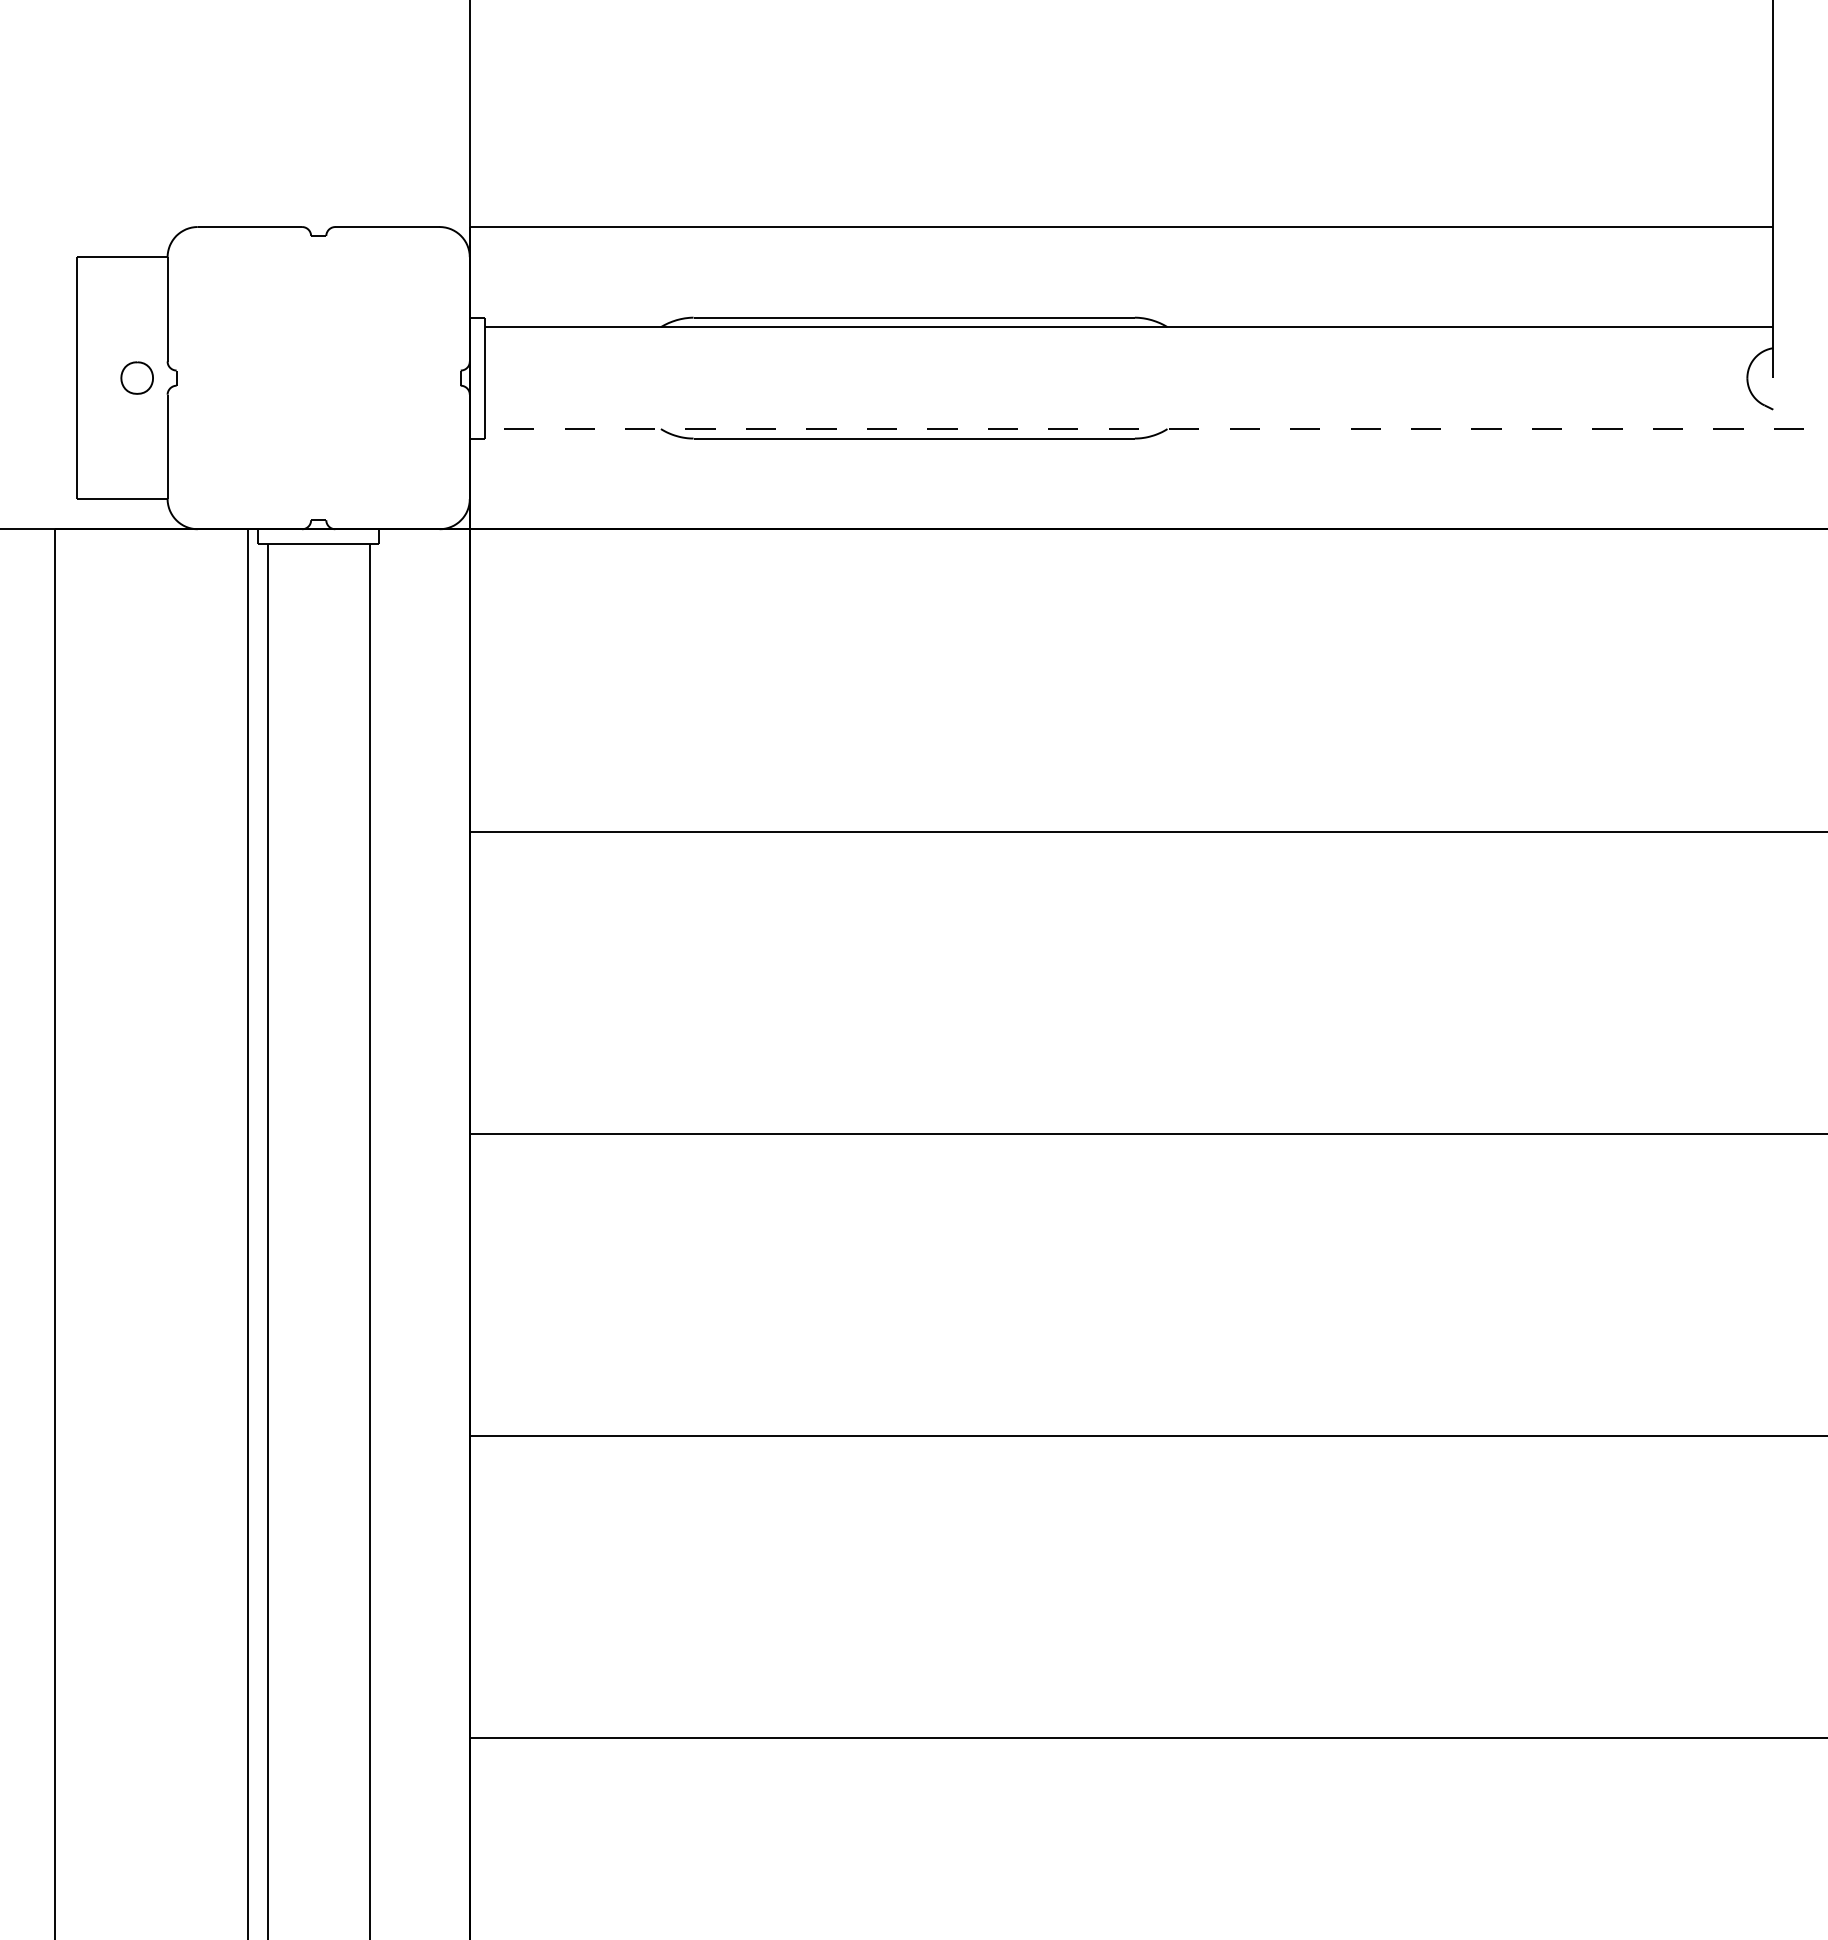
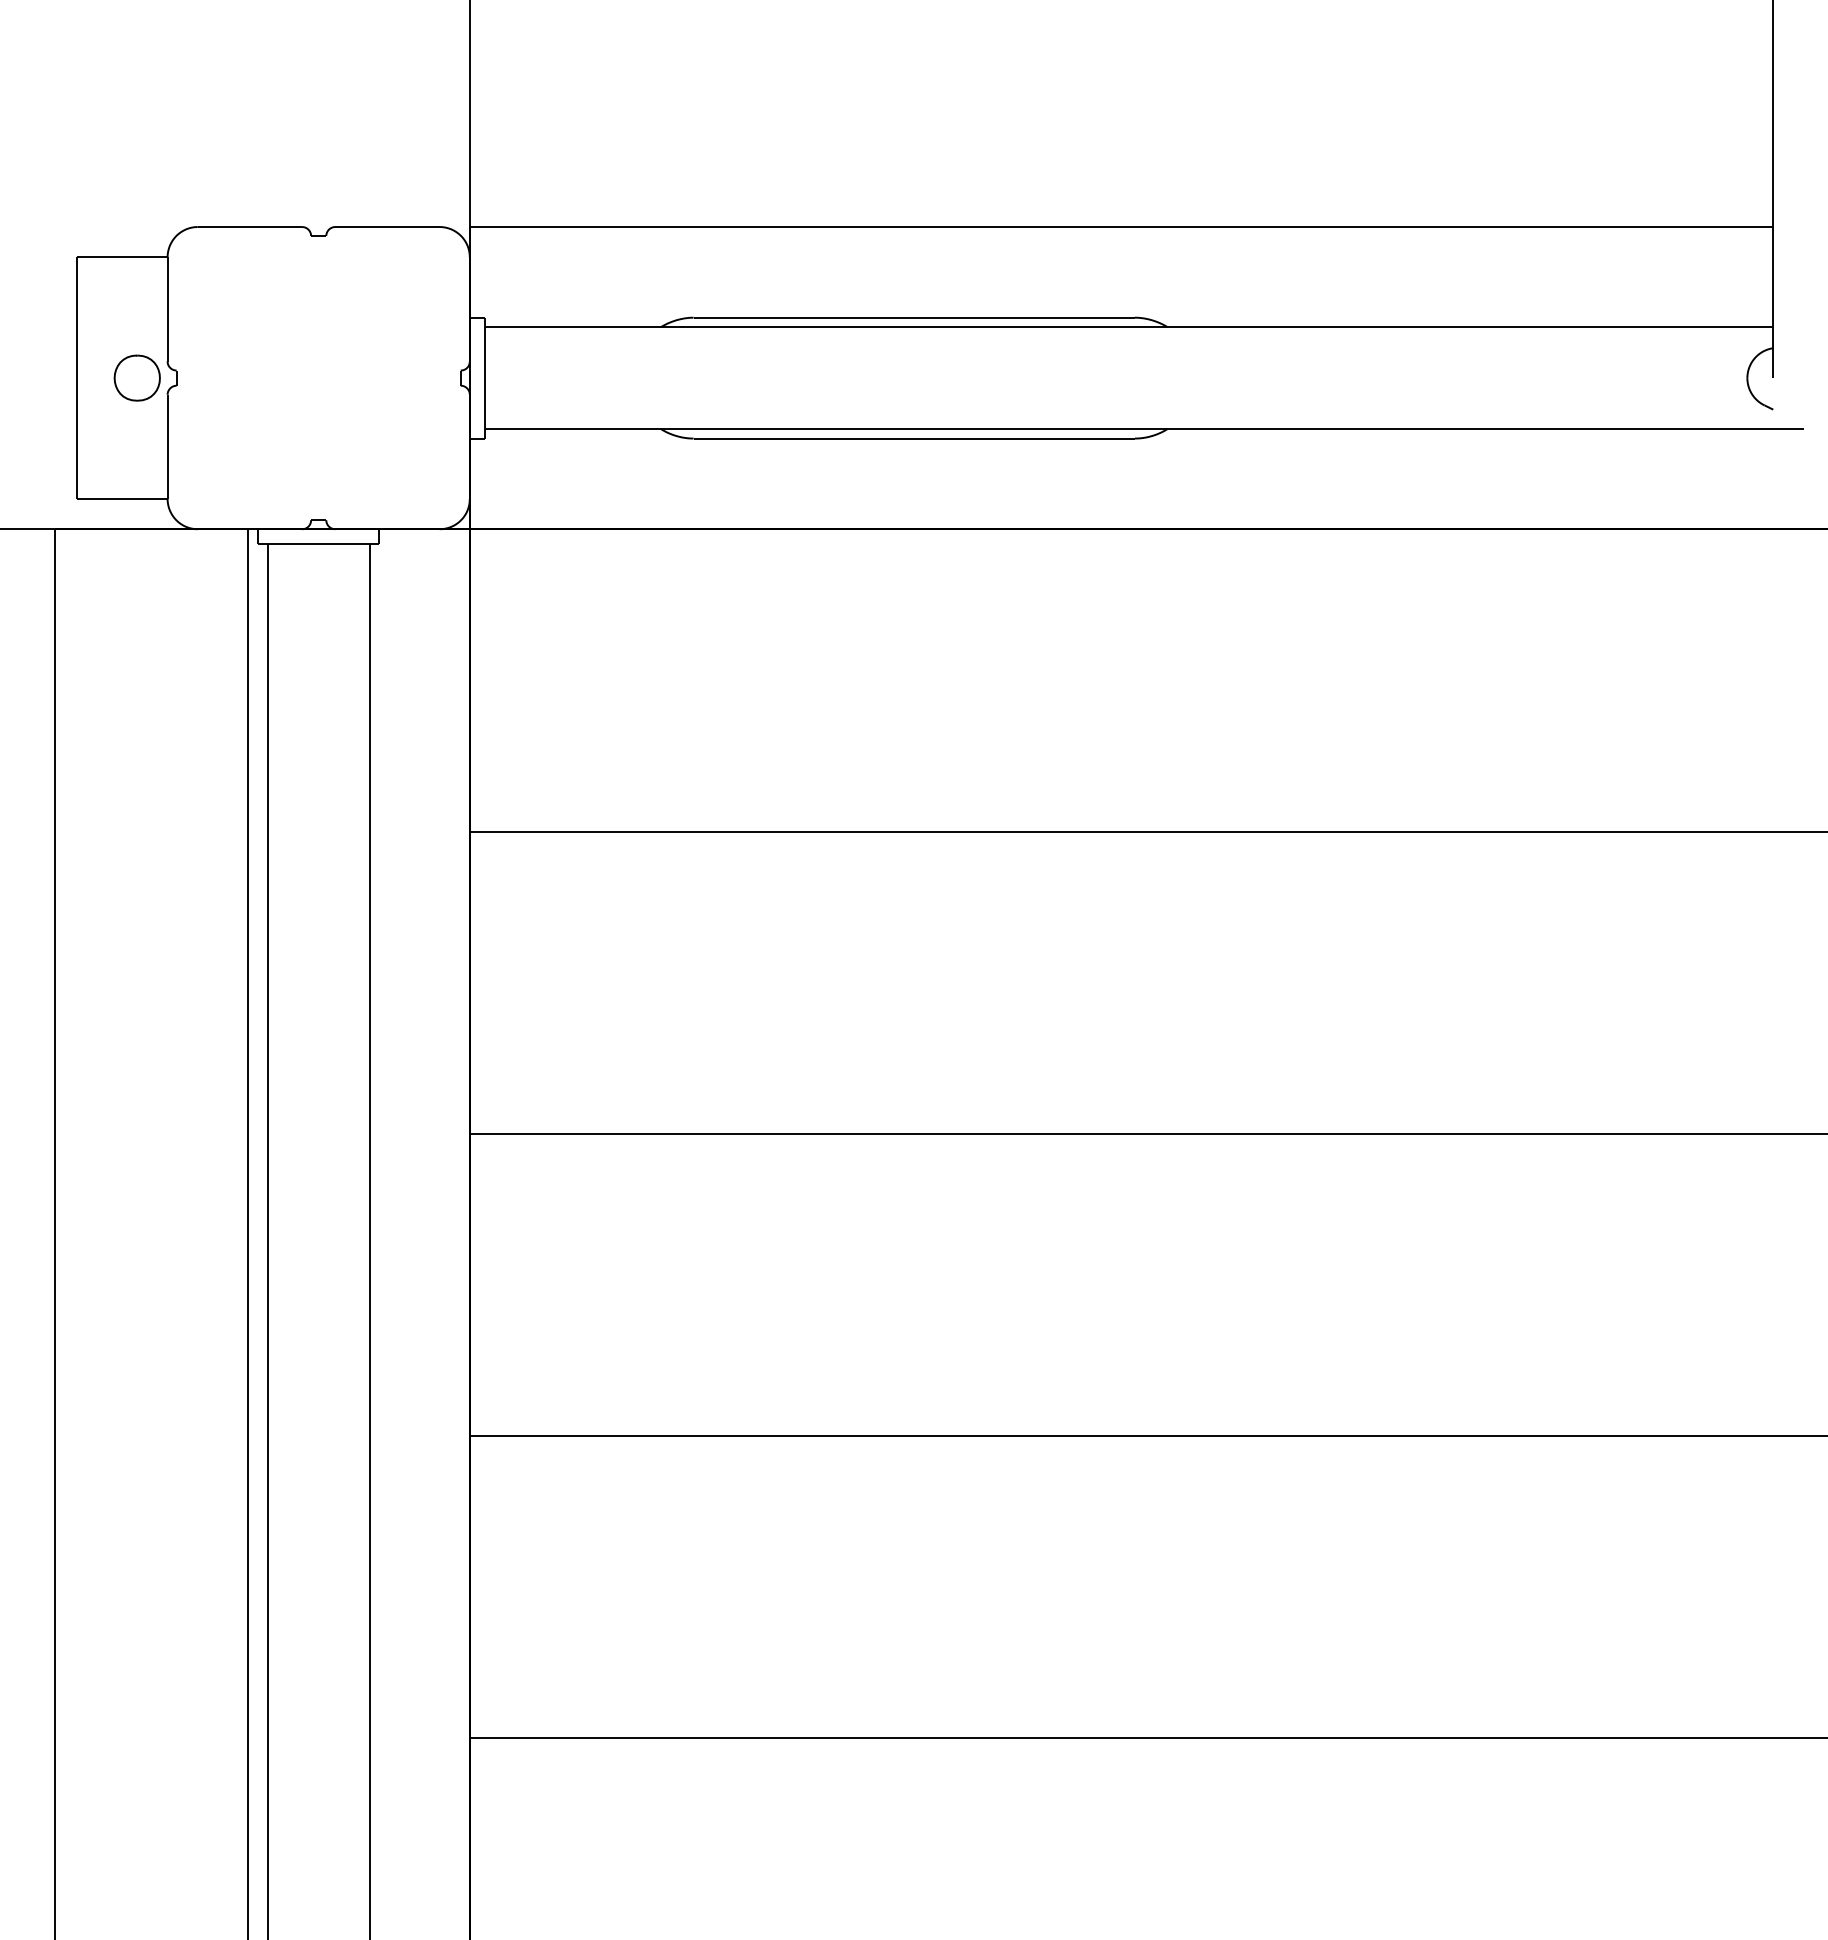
part size: 34x34 px -> 48x48 px (136, 377)
line: dashed -> solid (1144, 429)
